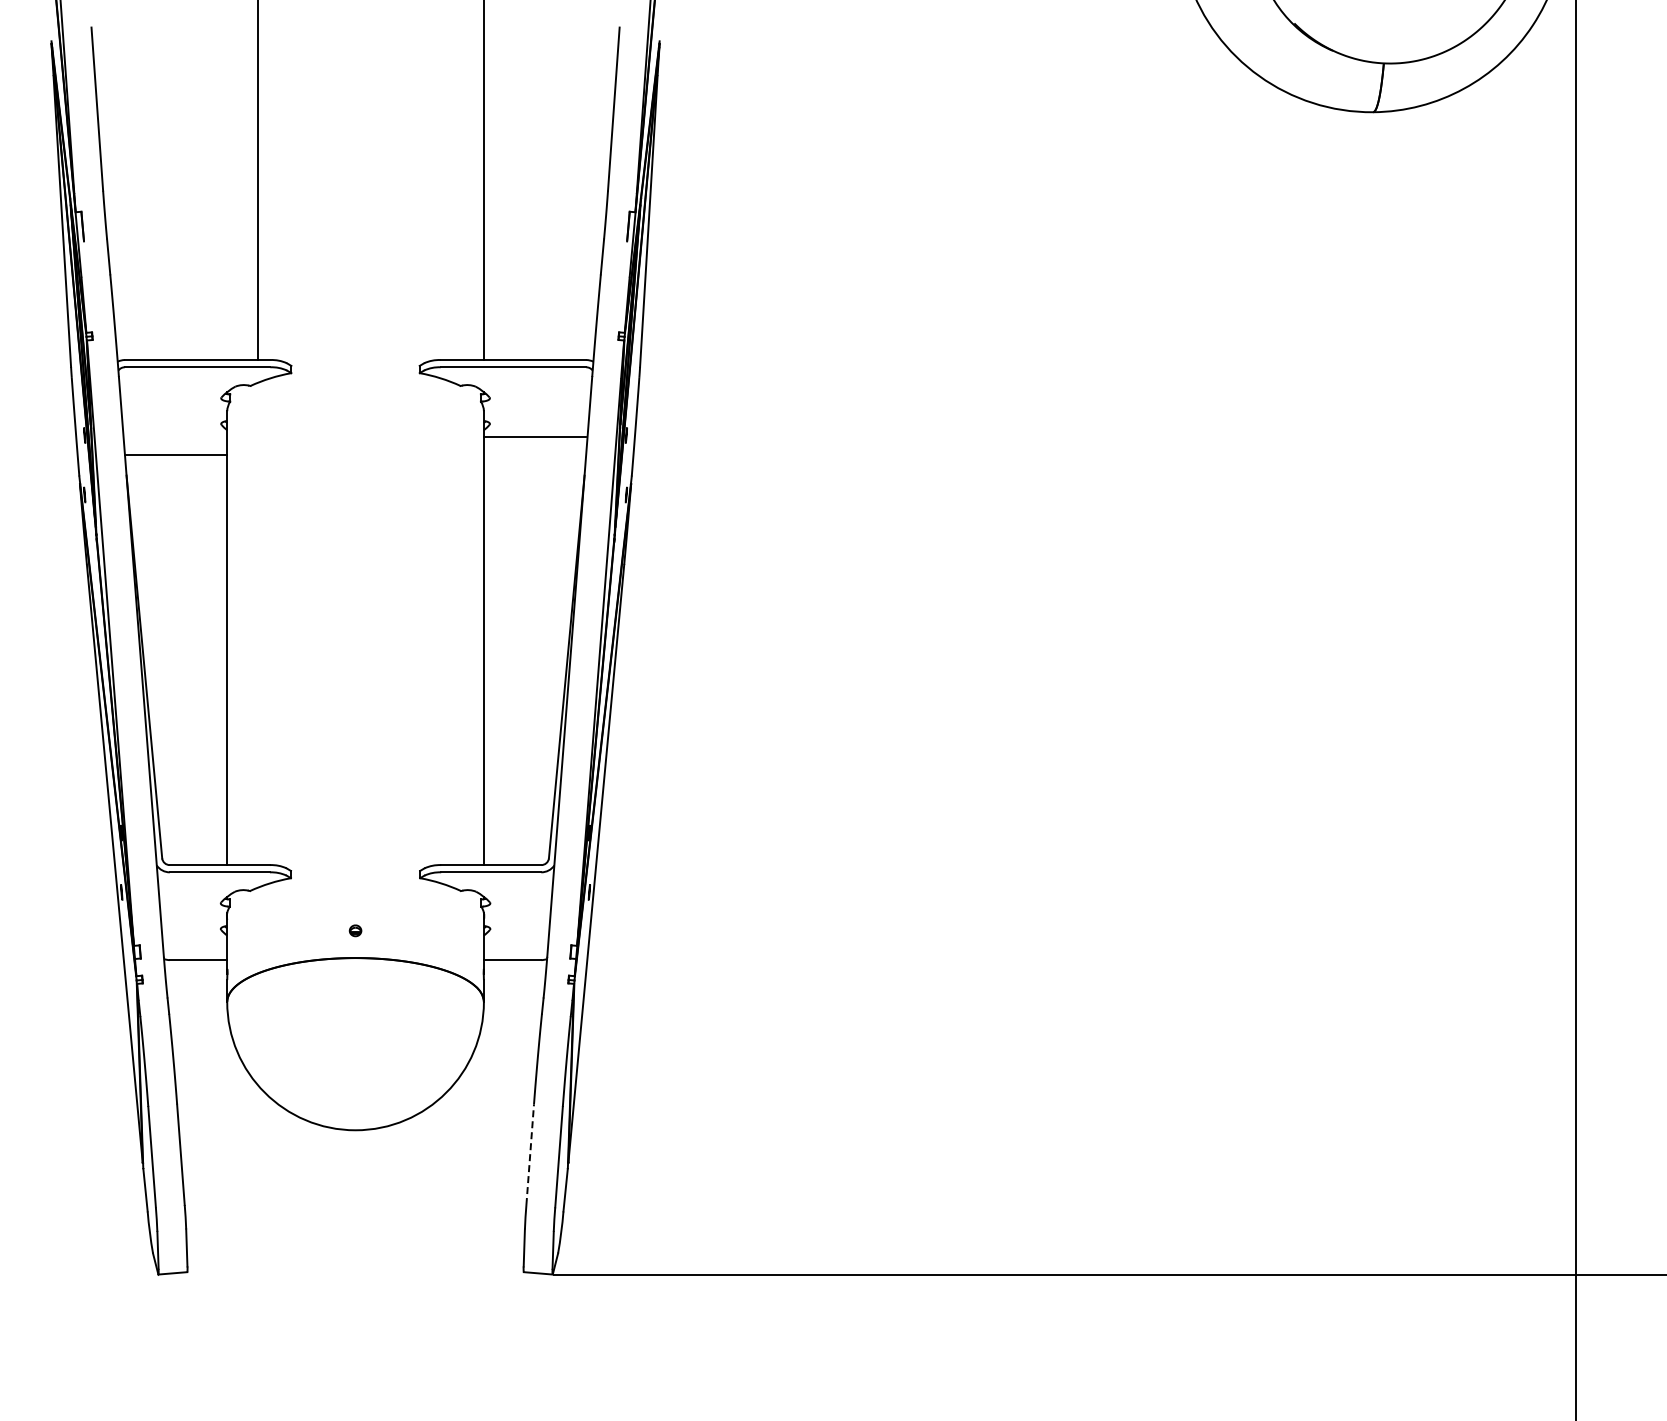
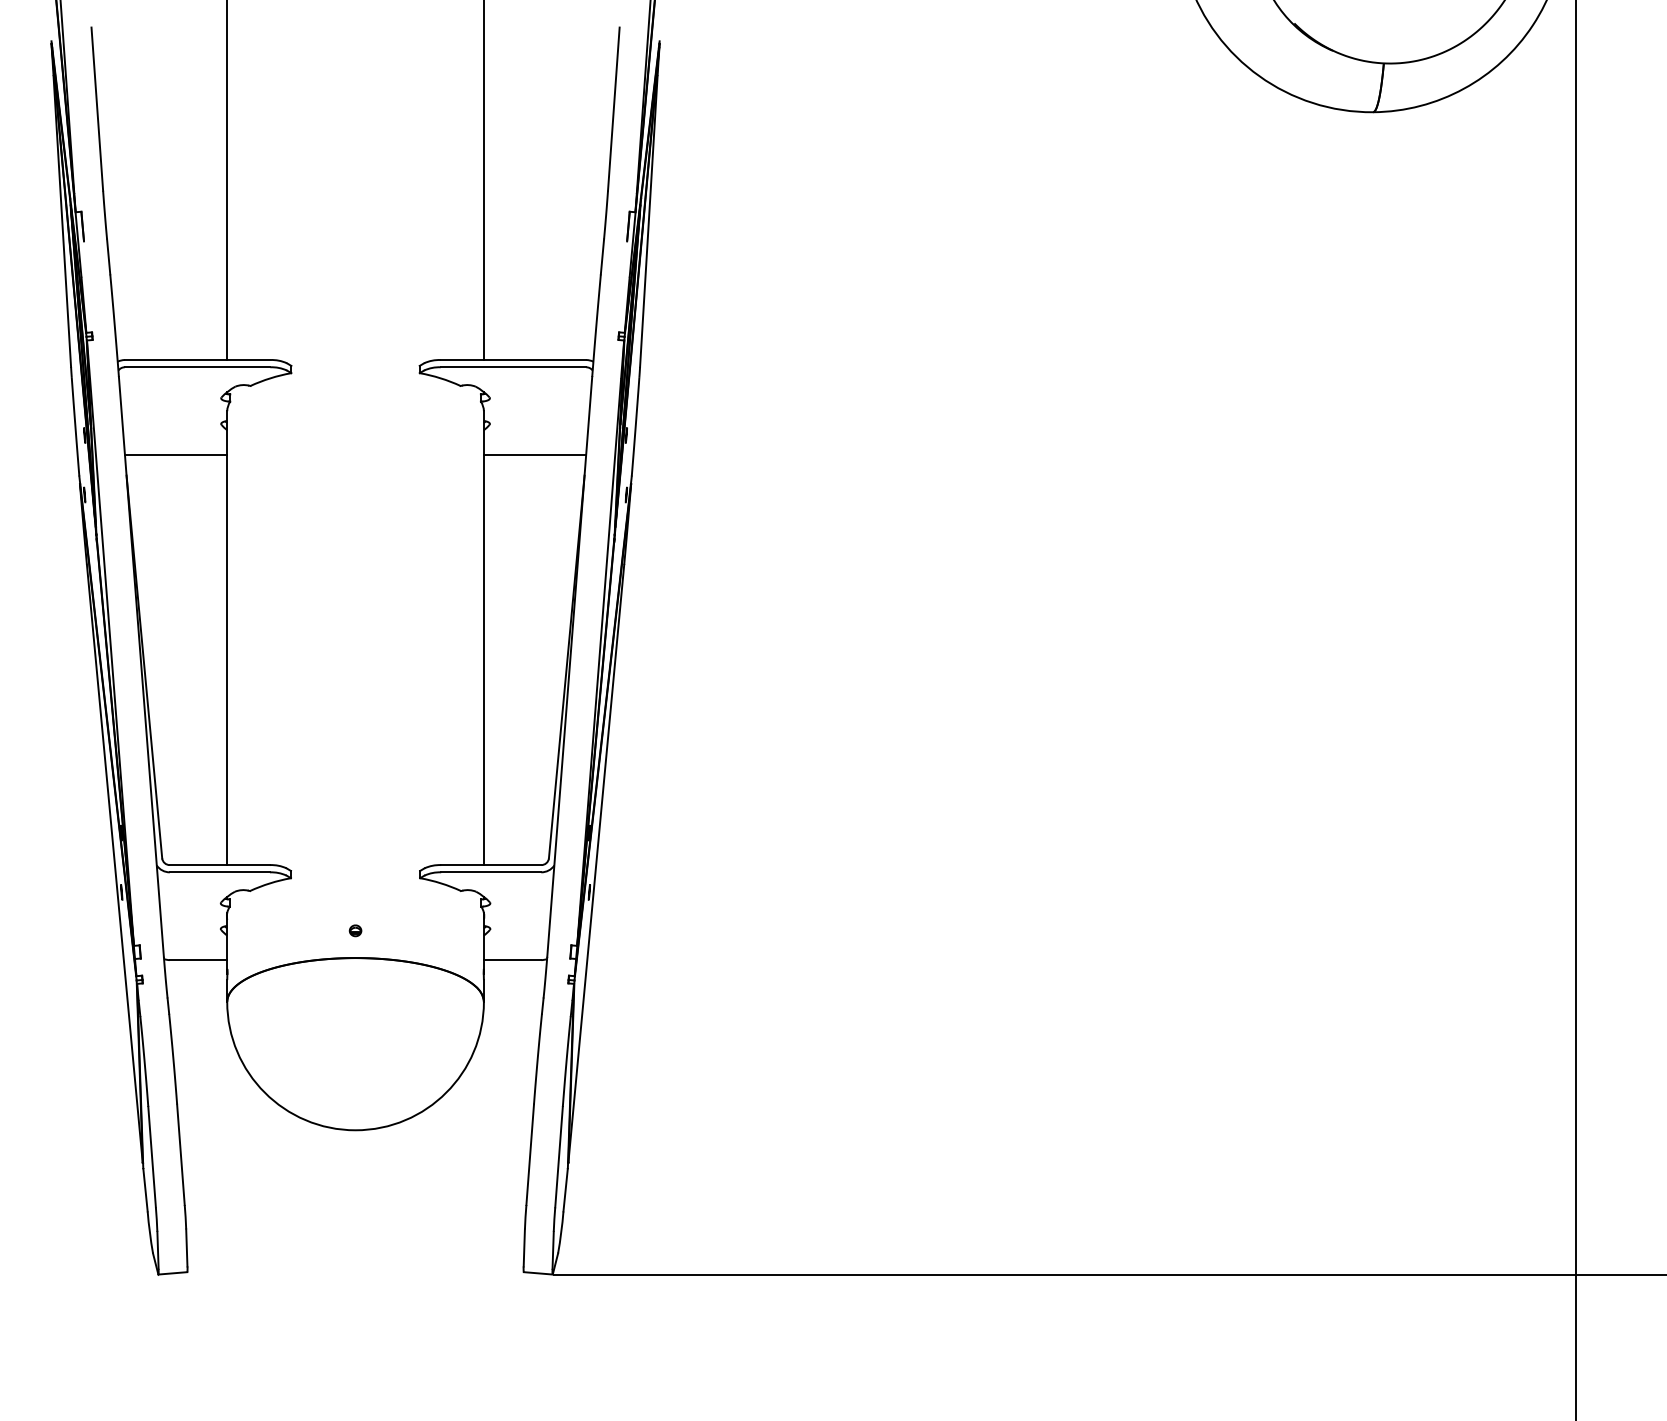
line position: (258, 181) -> (227, 181) (227, 181)
line position: (534, 437) -> (534, 455) (534, 455)
line: dashed -> solid (530, 1154)
